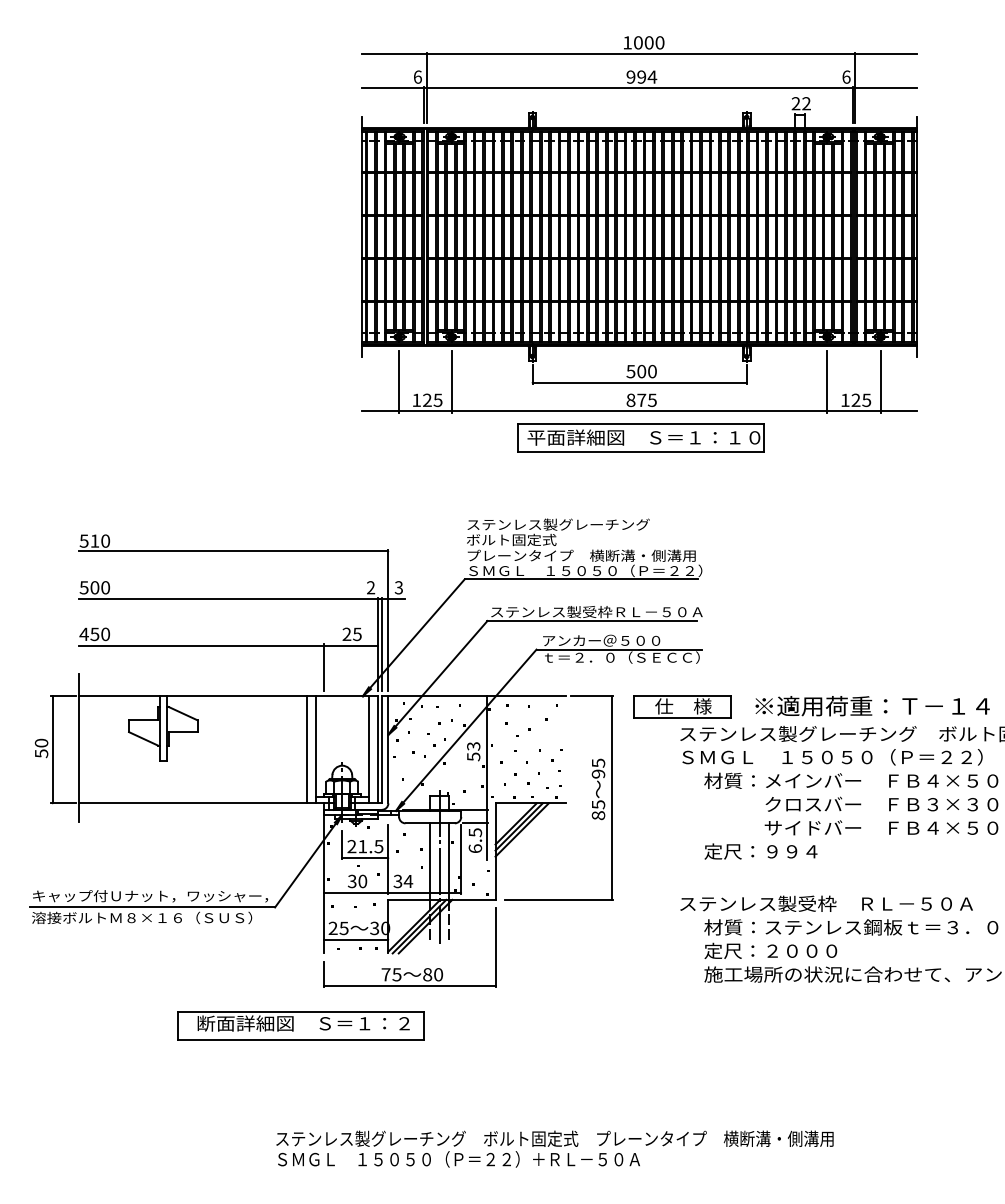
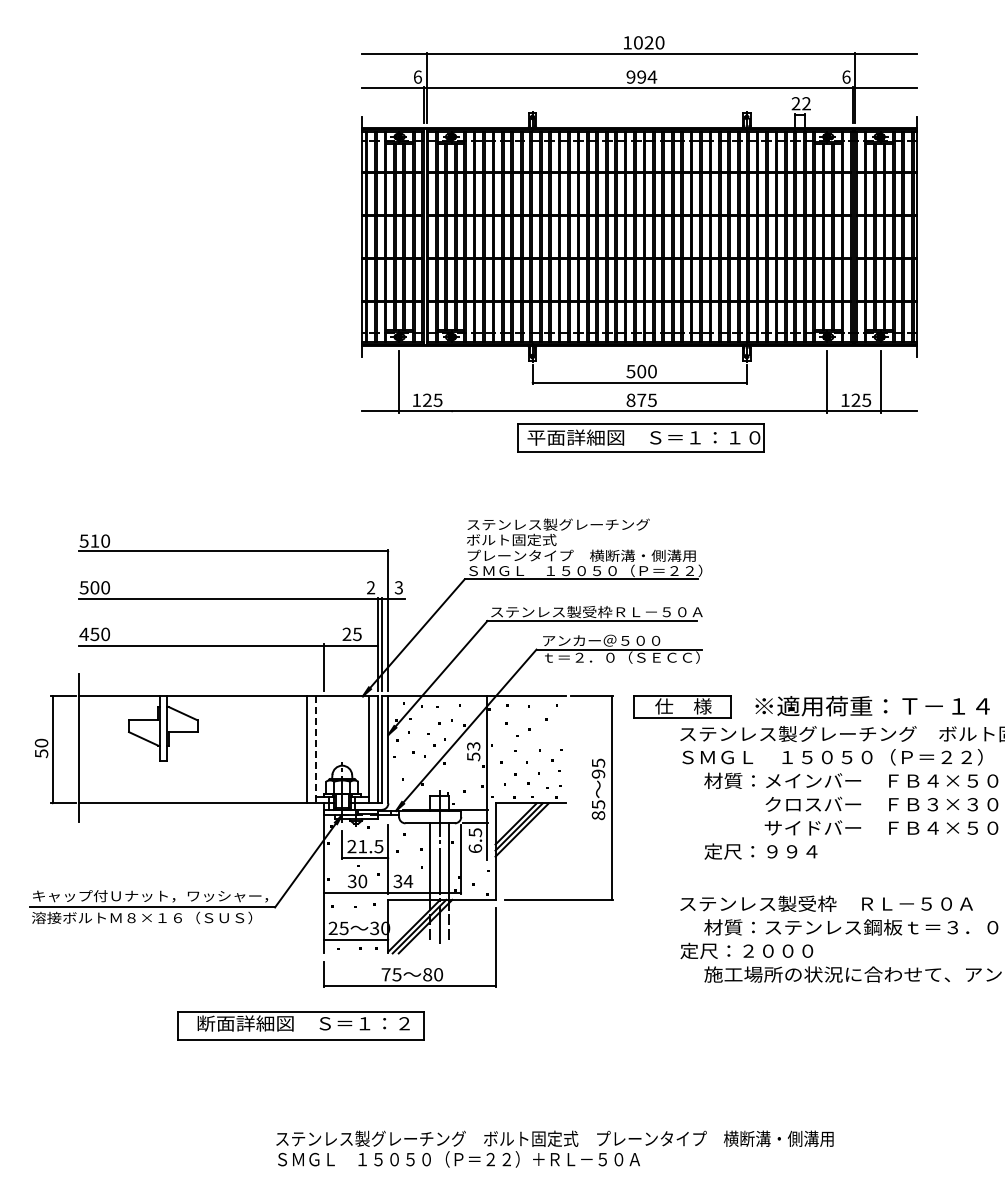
text: 1000 -> 1020 (648, 42)
line: present -> none (452, 381)
line: solid -> dashed (315, 749)
text position: (770, 950) -> (746, 950) (746, 950)
